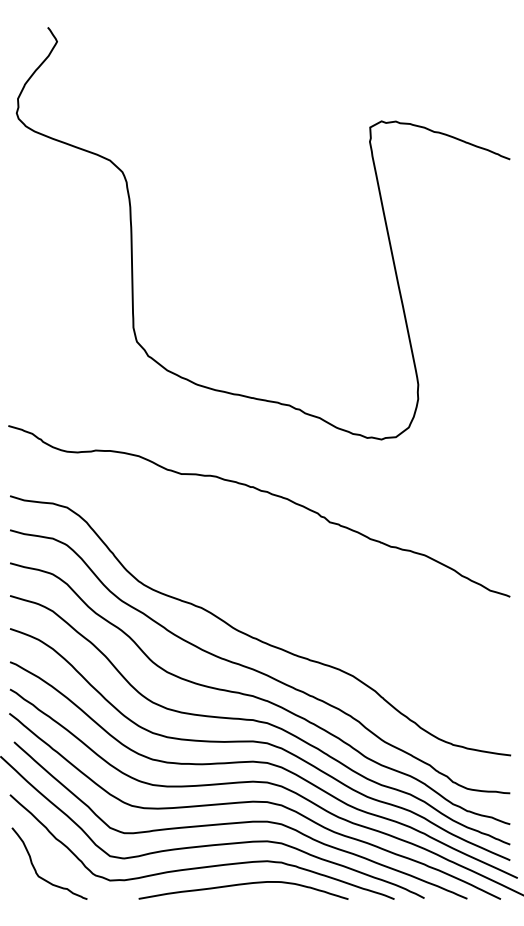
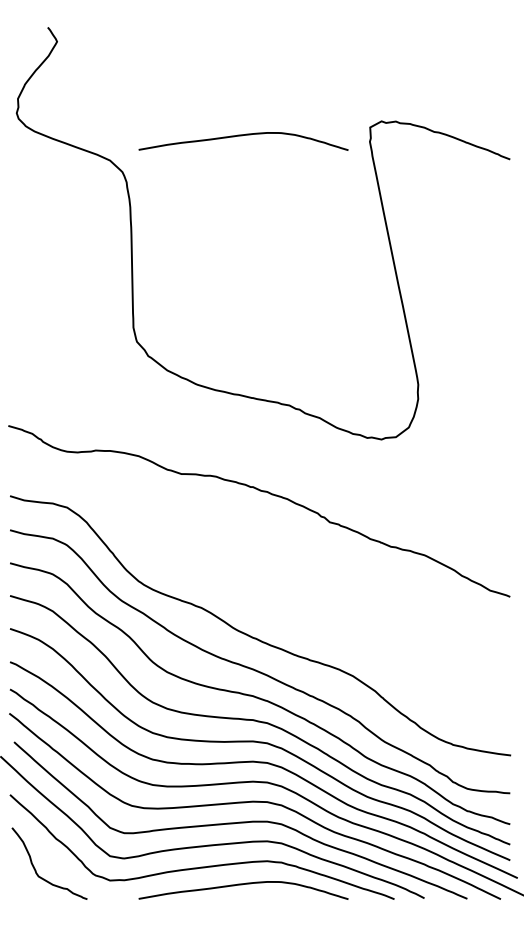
curve: none -> present (242, 136)
